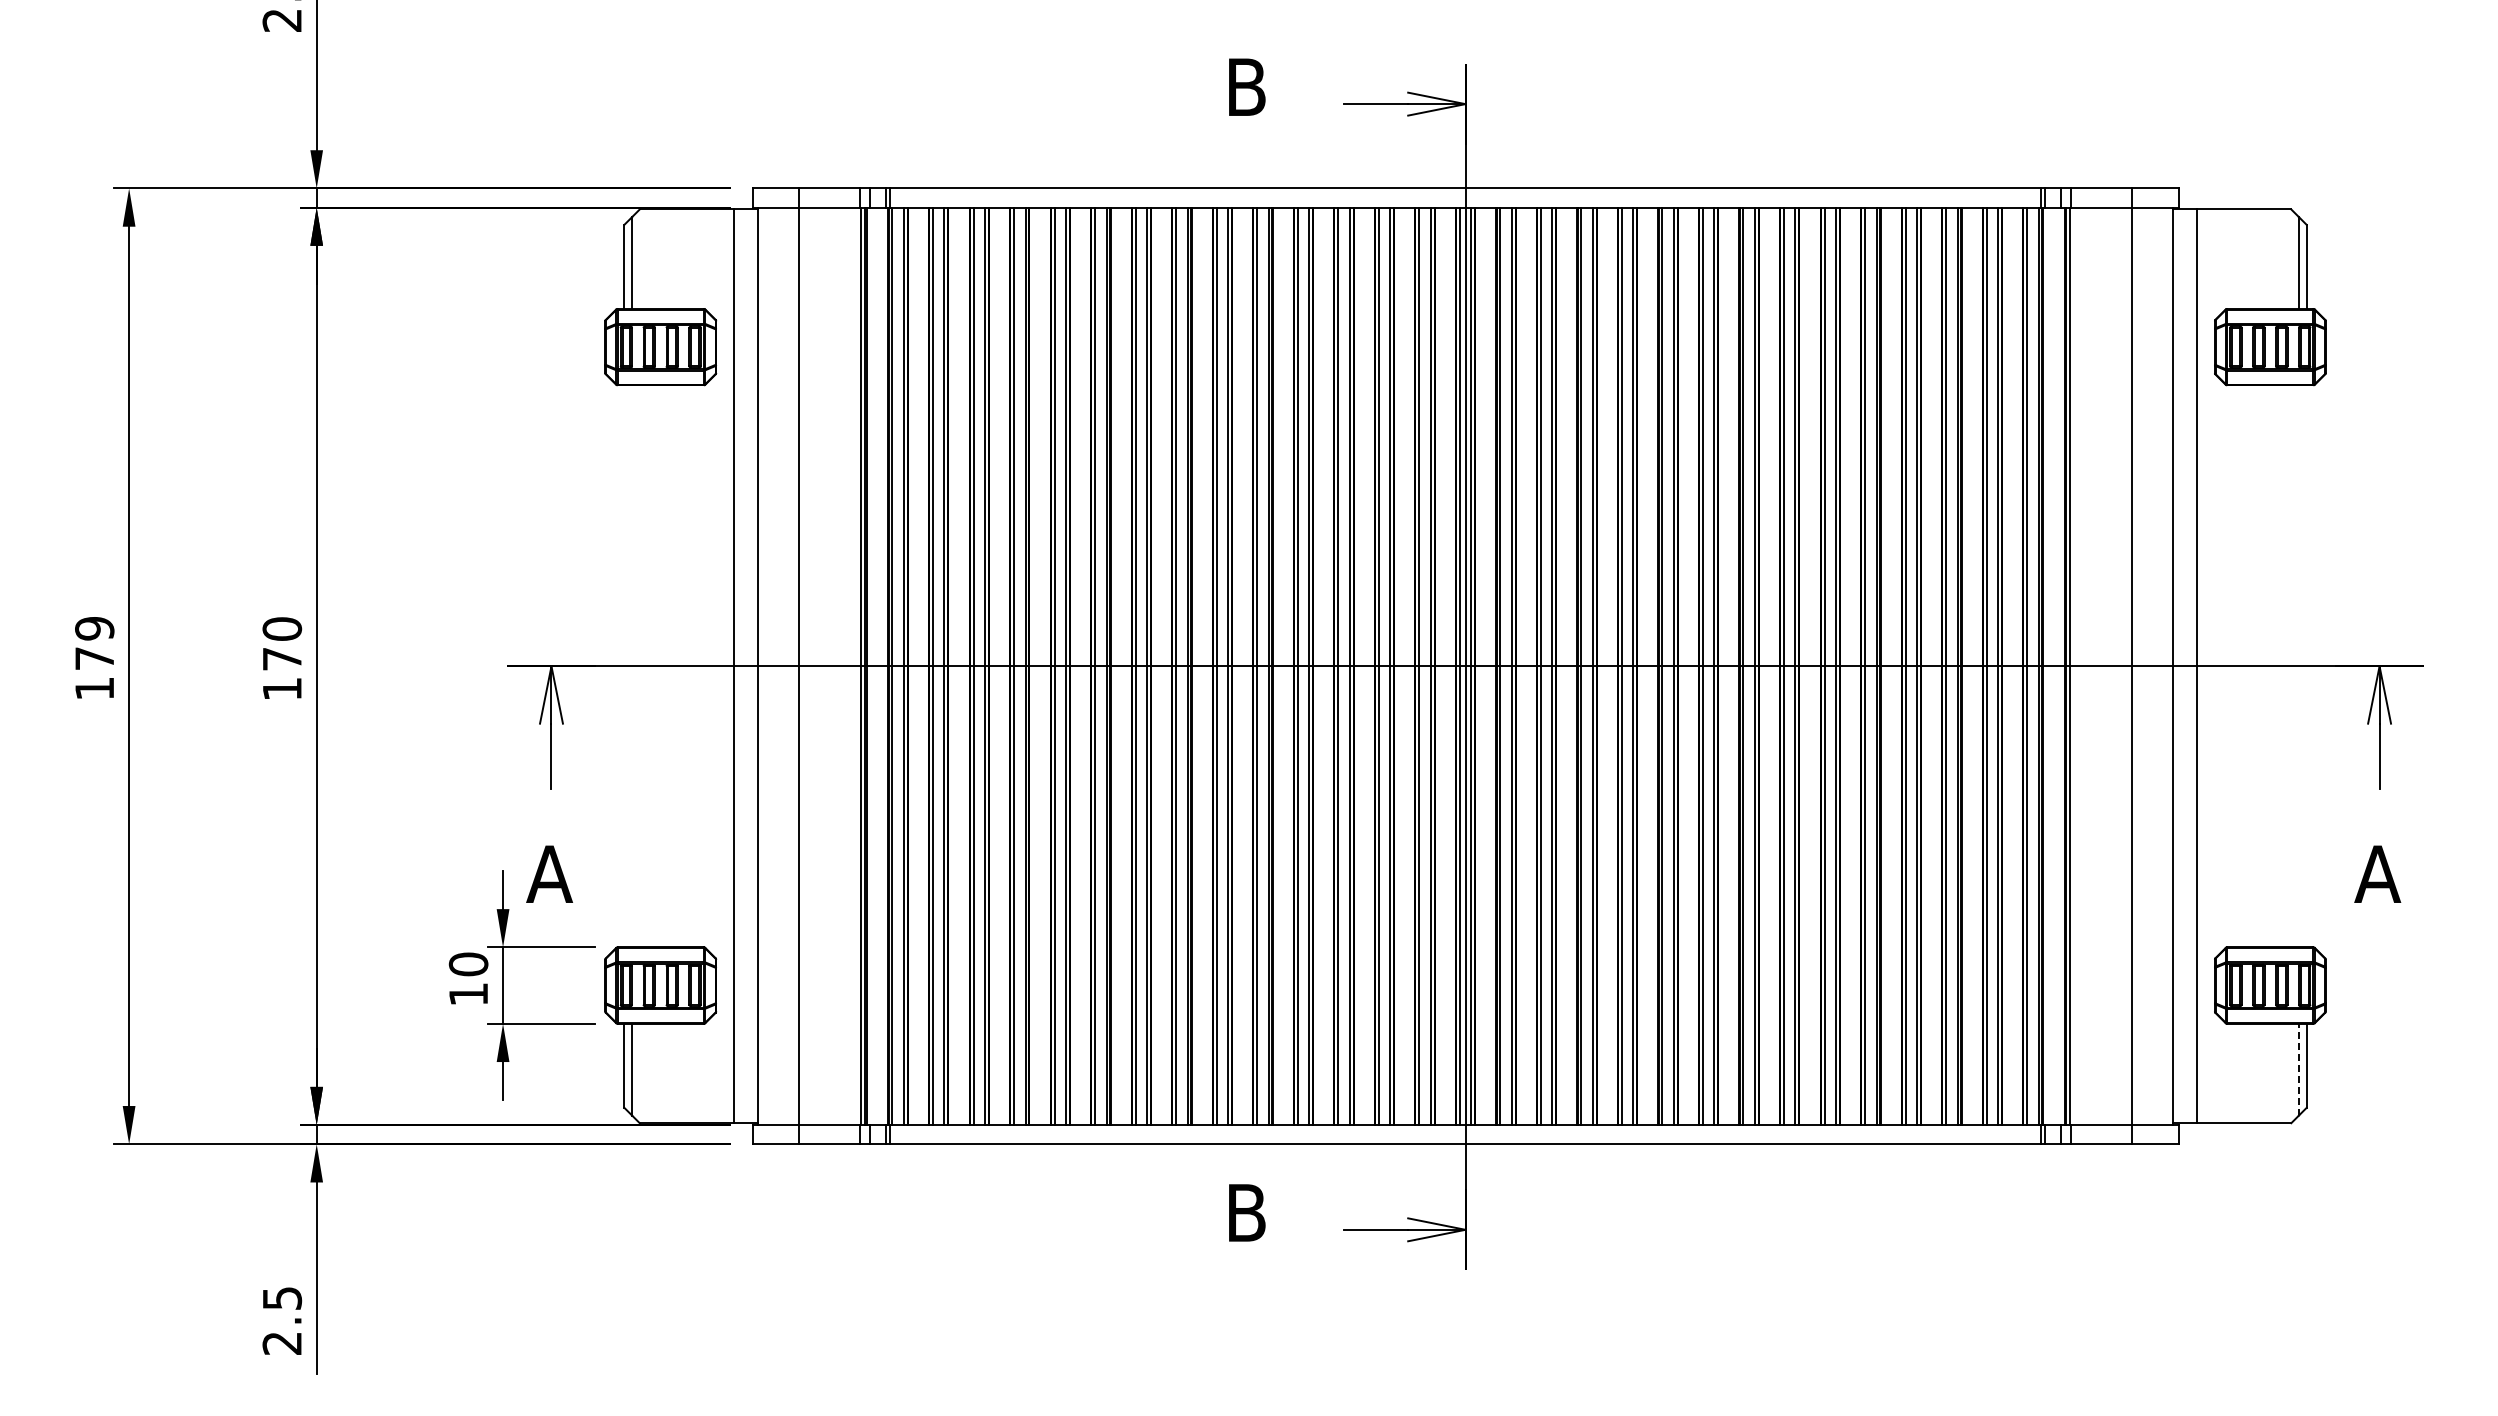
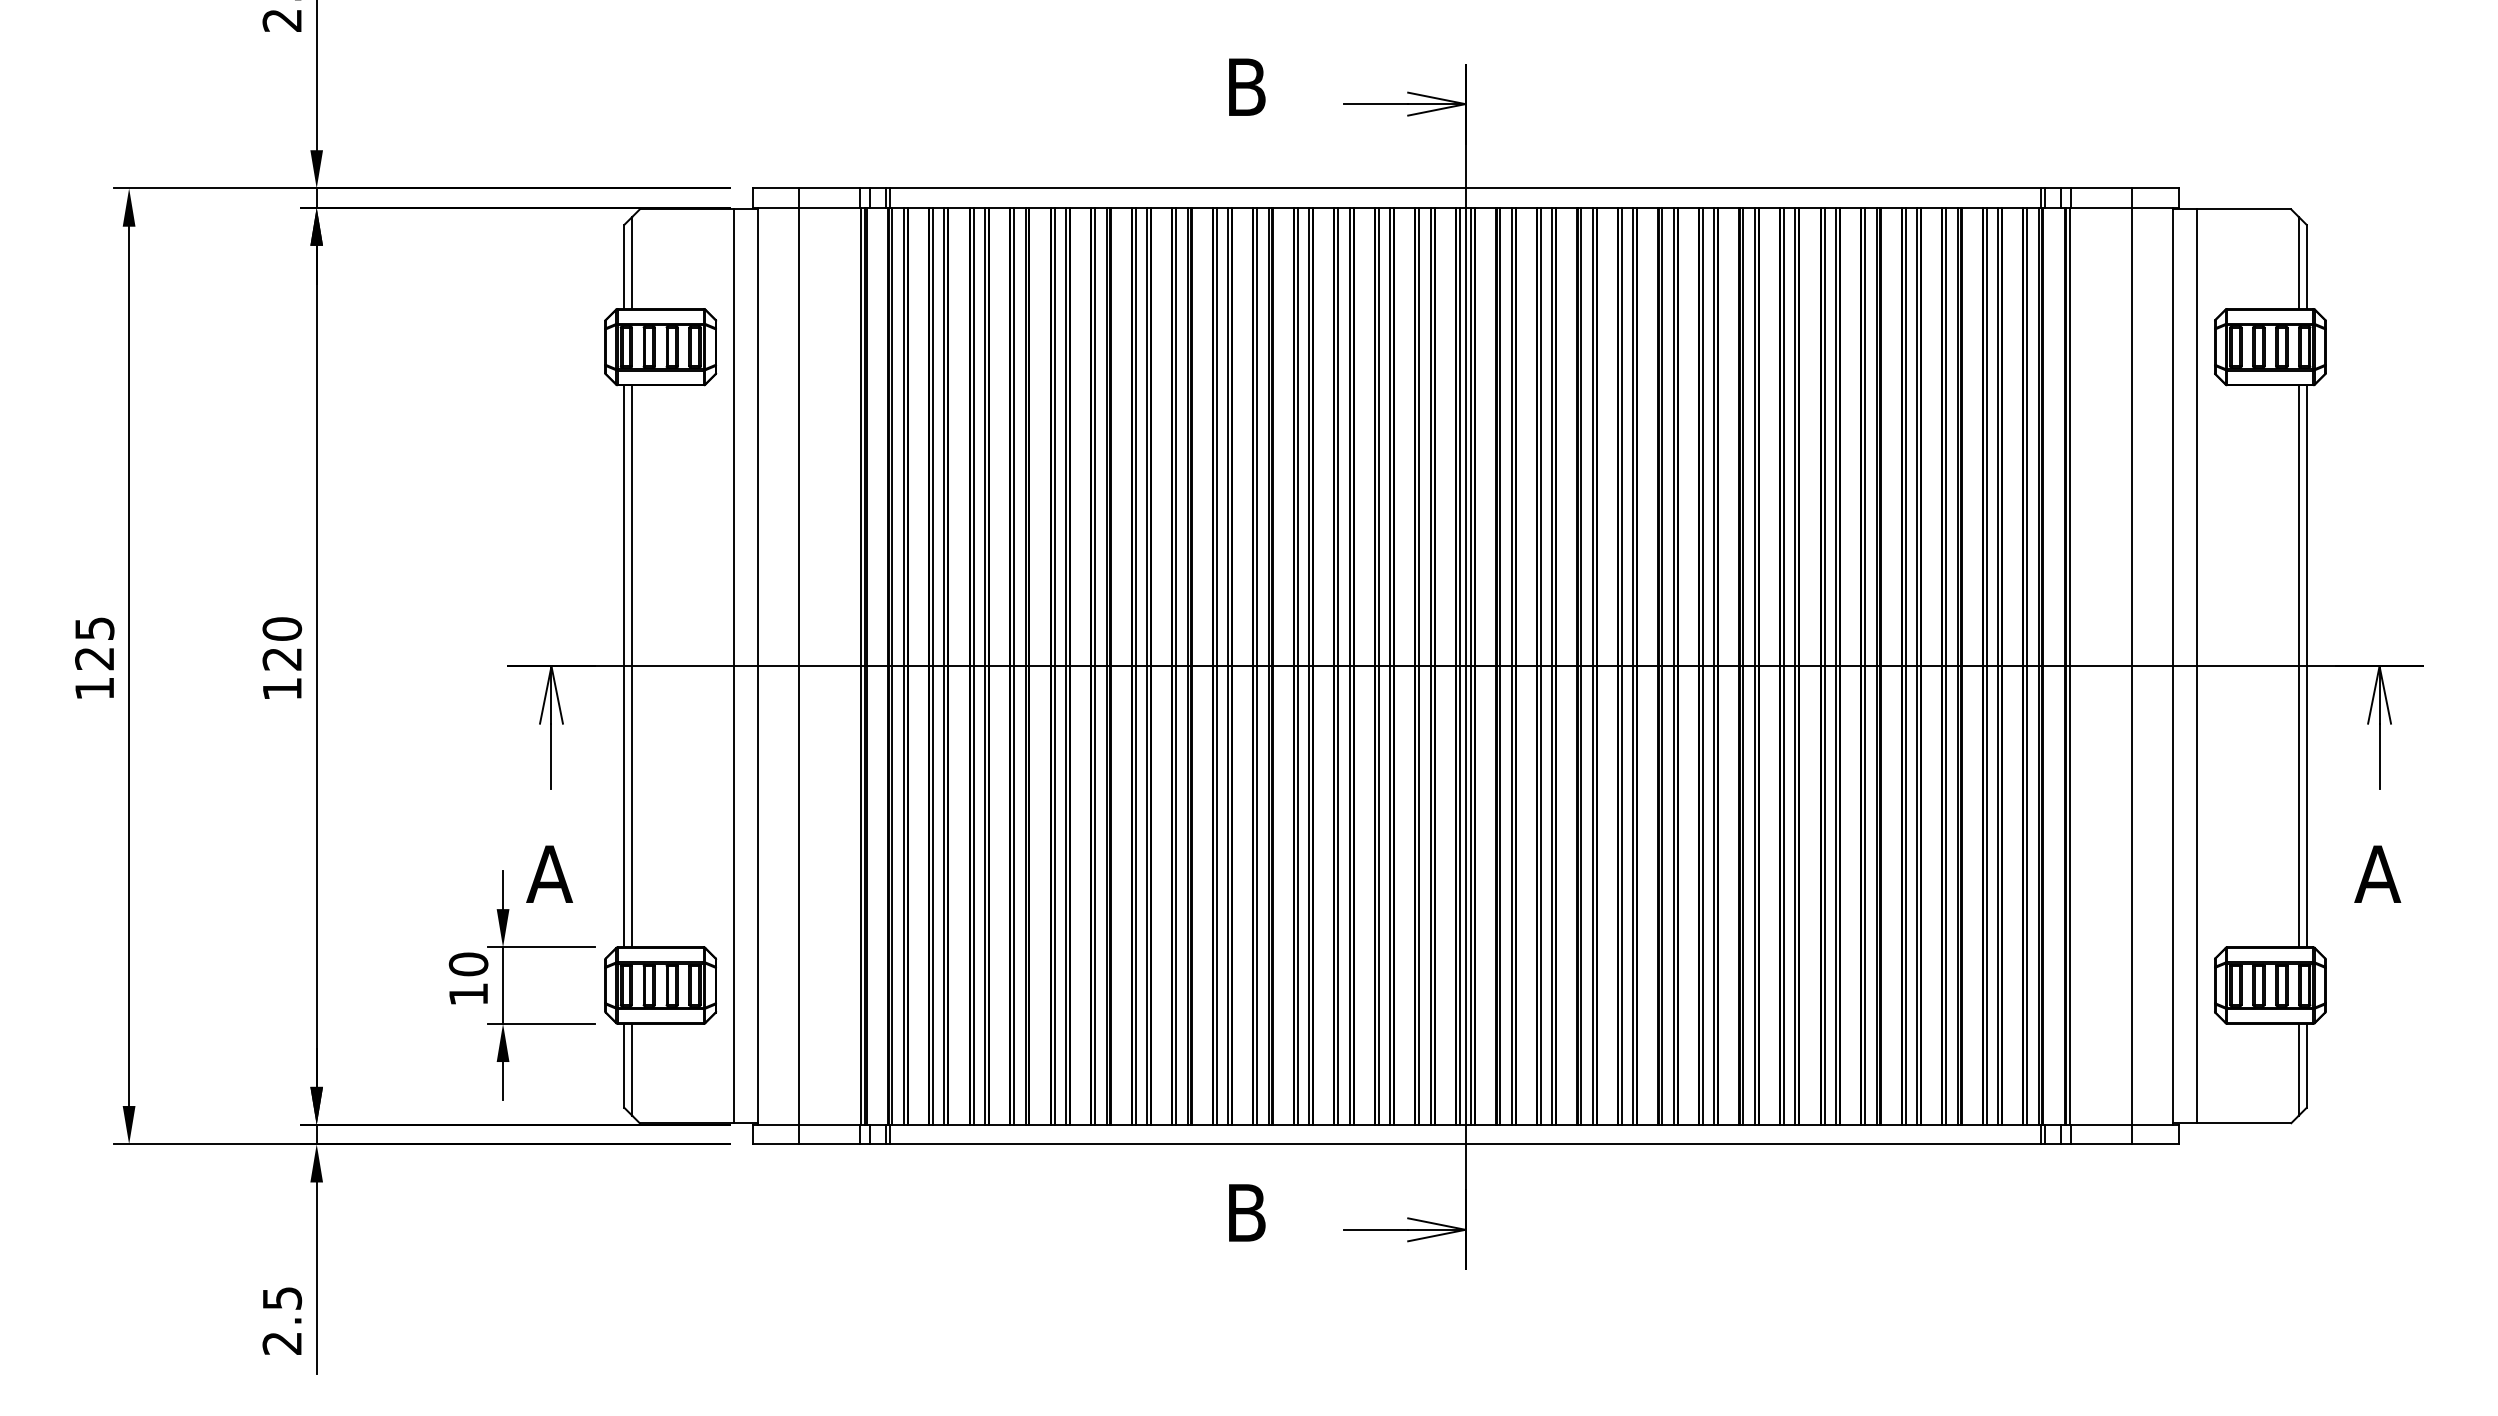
text: 179 -> 125 (94, 643)
text: 170 -> 120 (281, 659)
line: none -> present (624, 666)
line: none -> present (632, 666)
line: none -> present (2298, 666)
line: none -> present (2306, 666)
line: dashed -> solid (2298, 1069)
